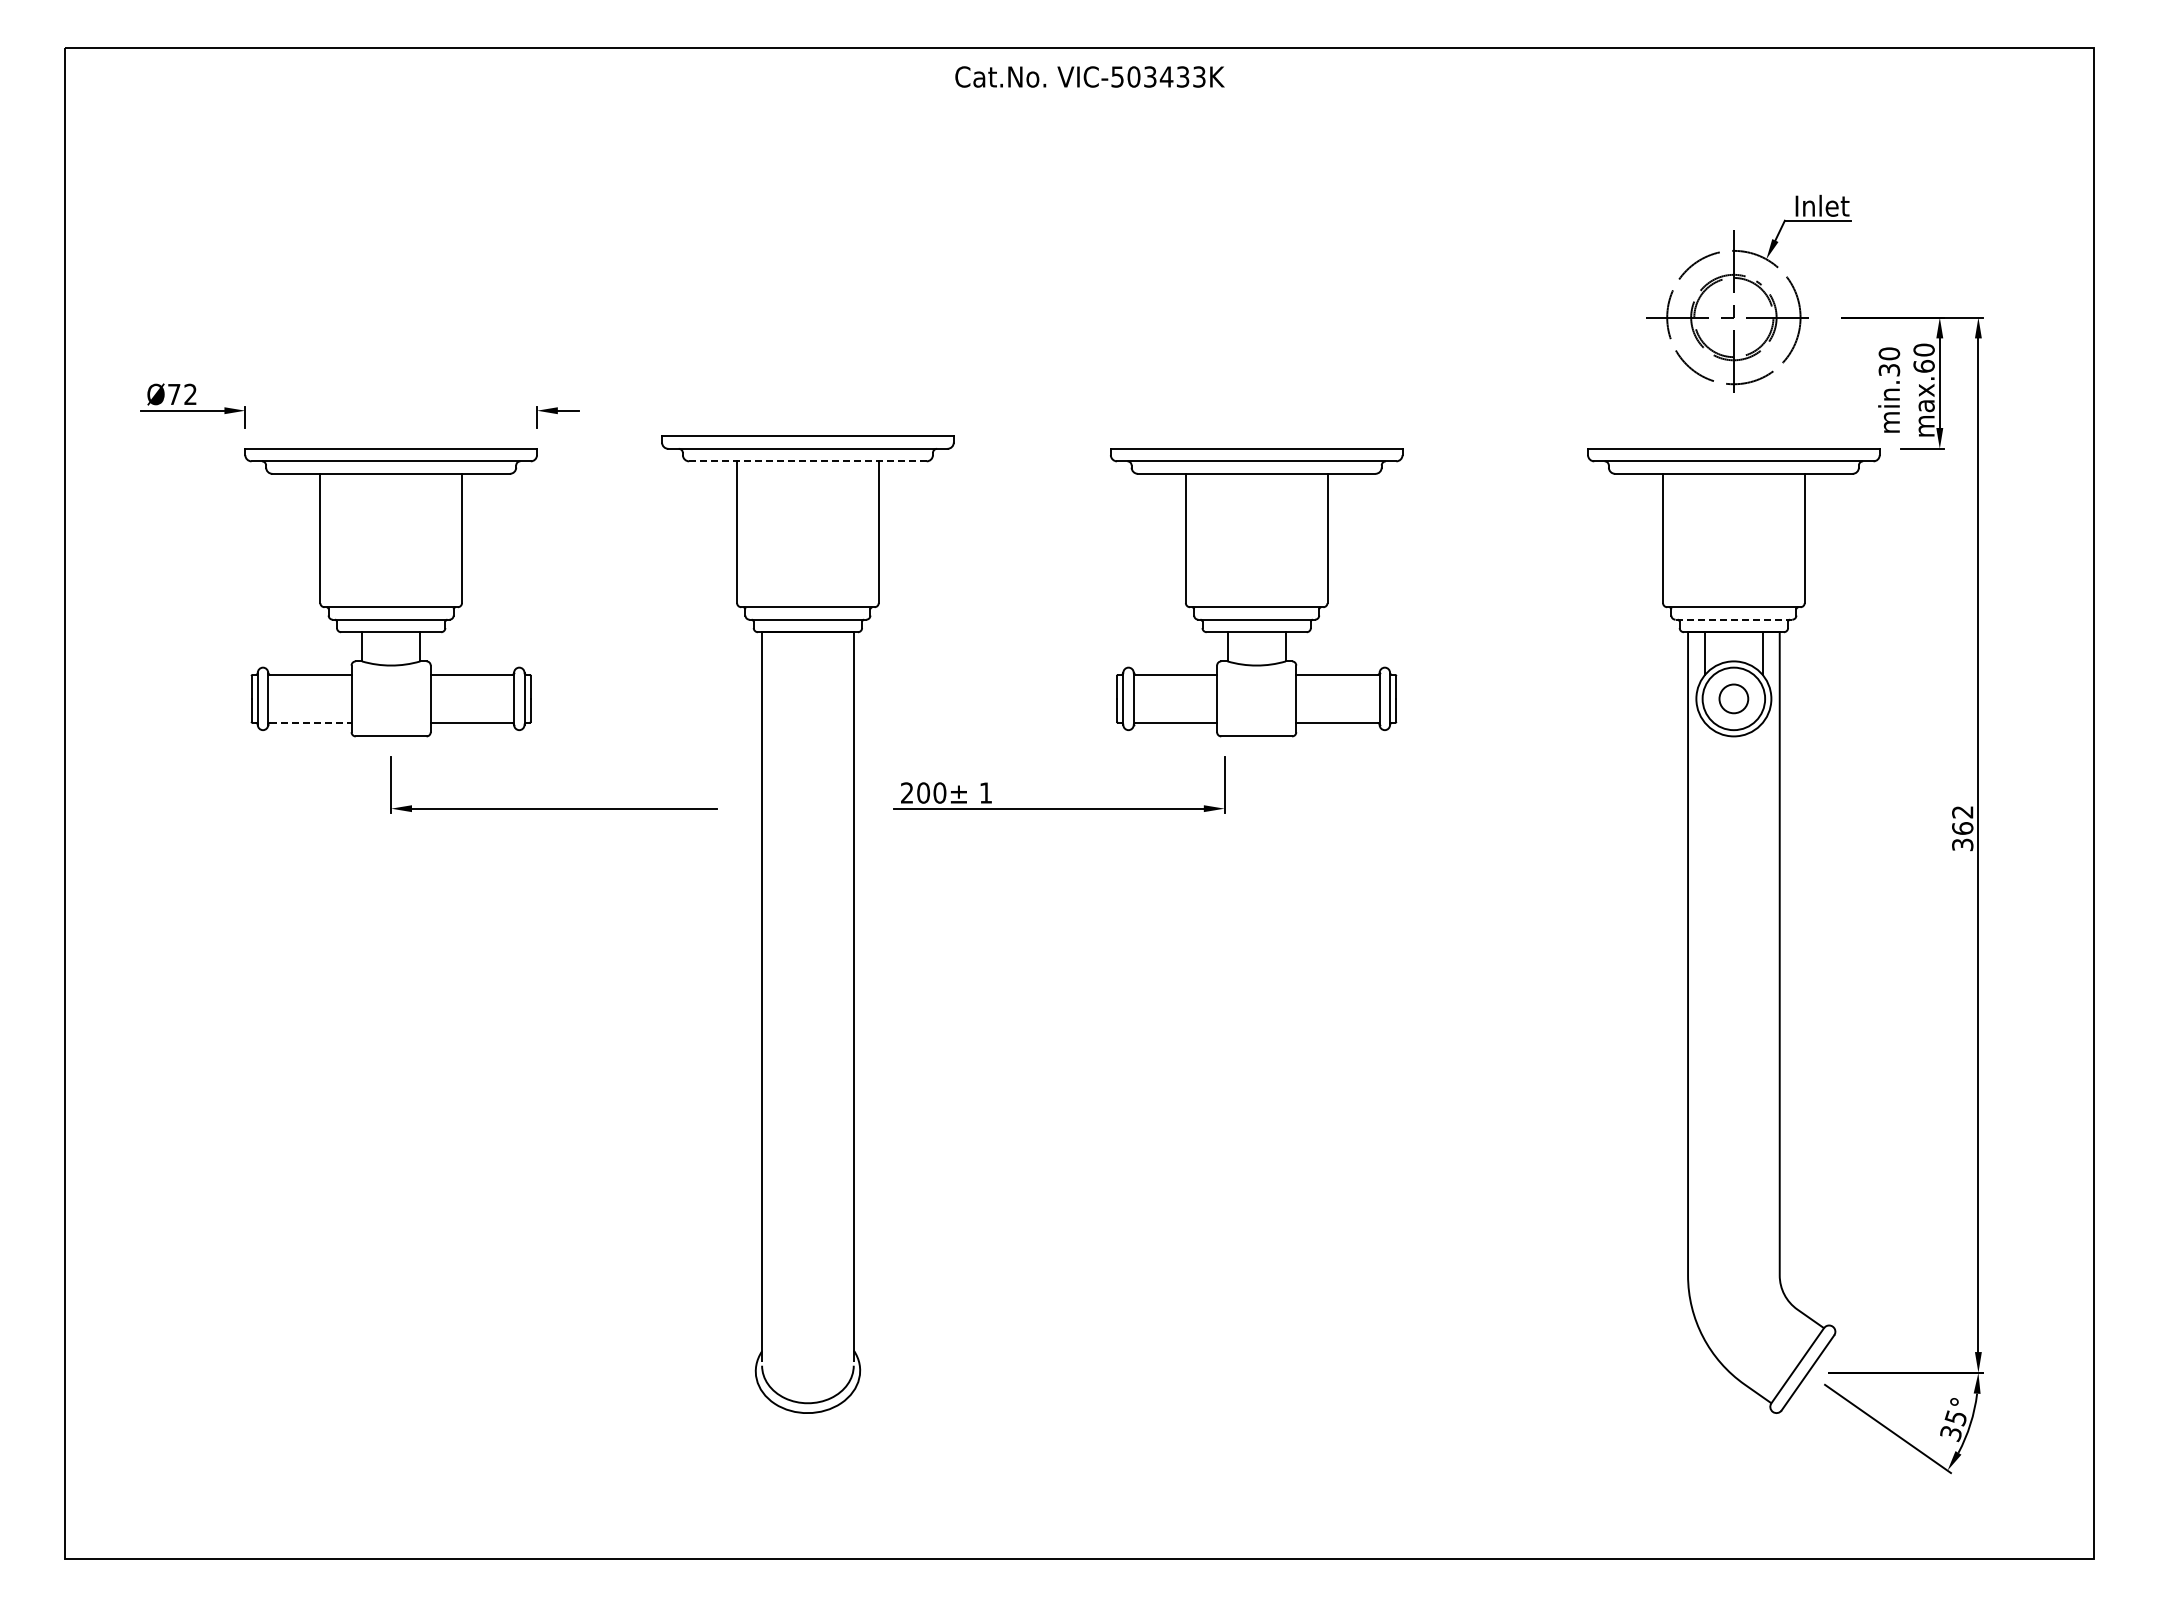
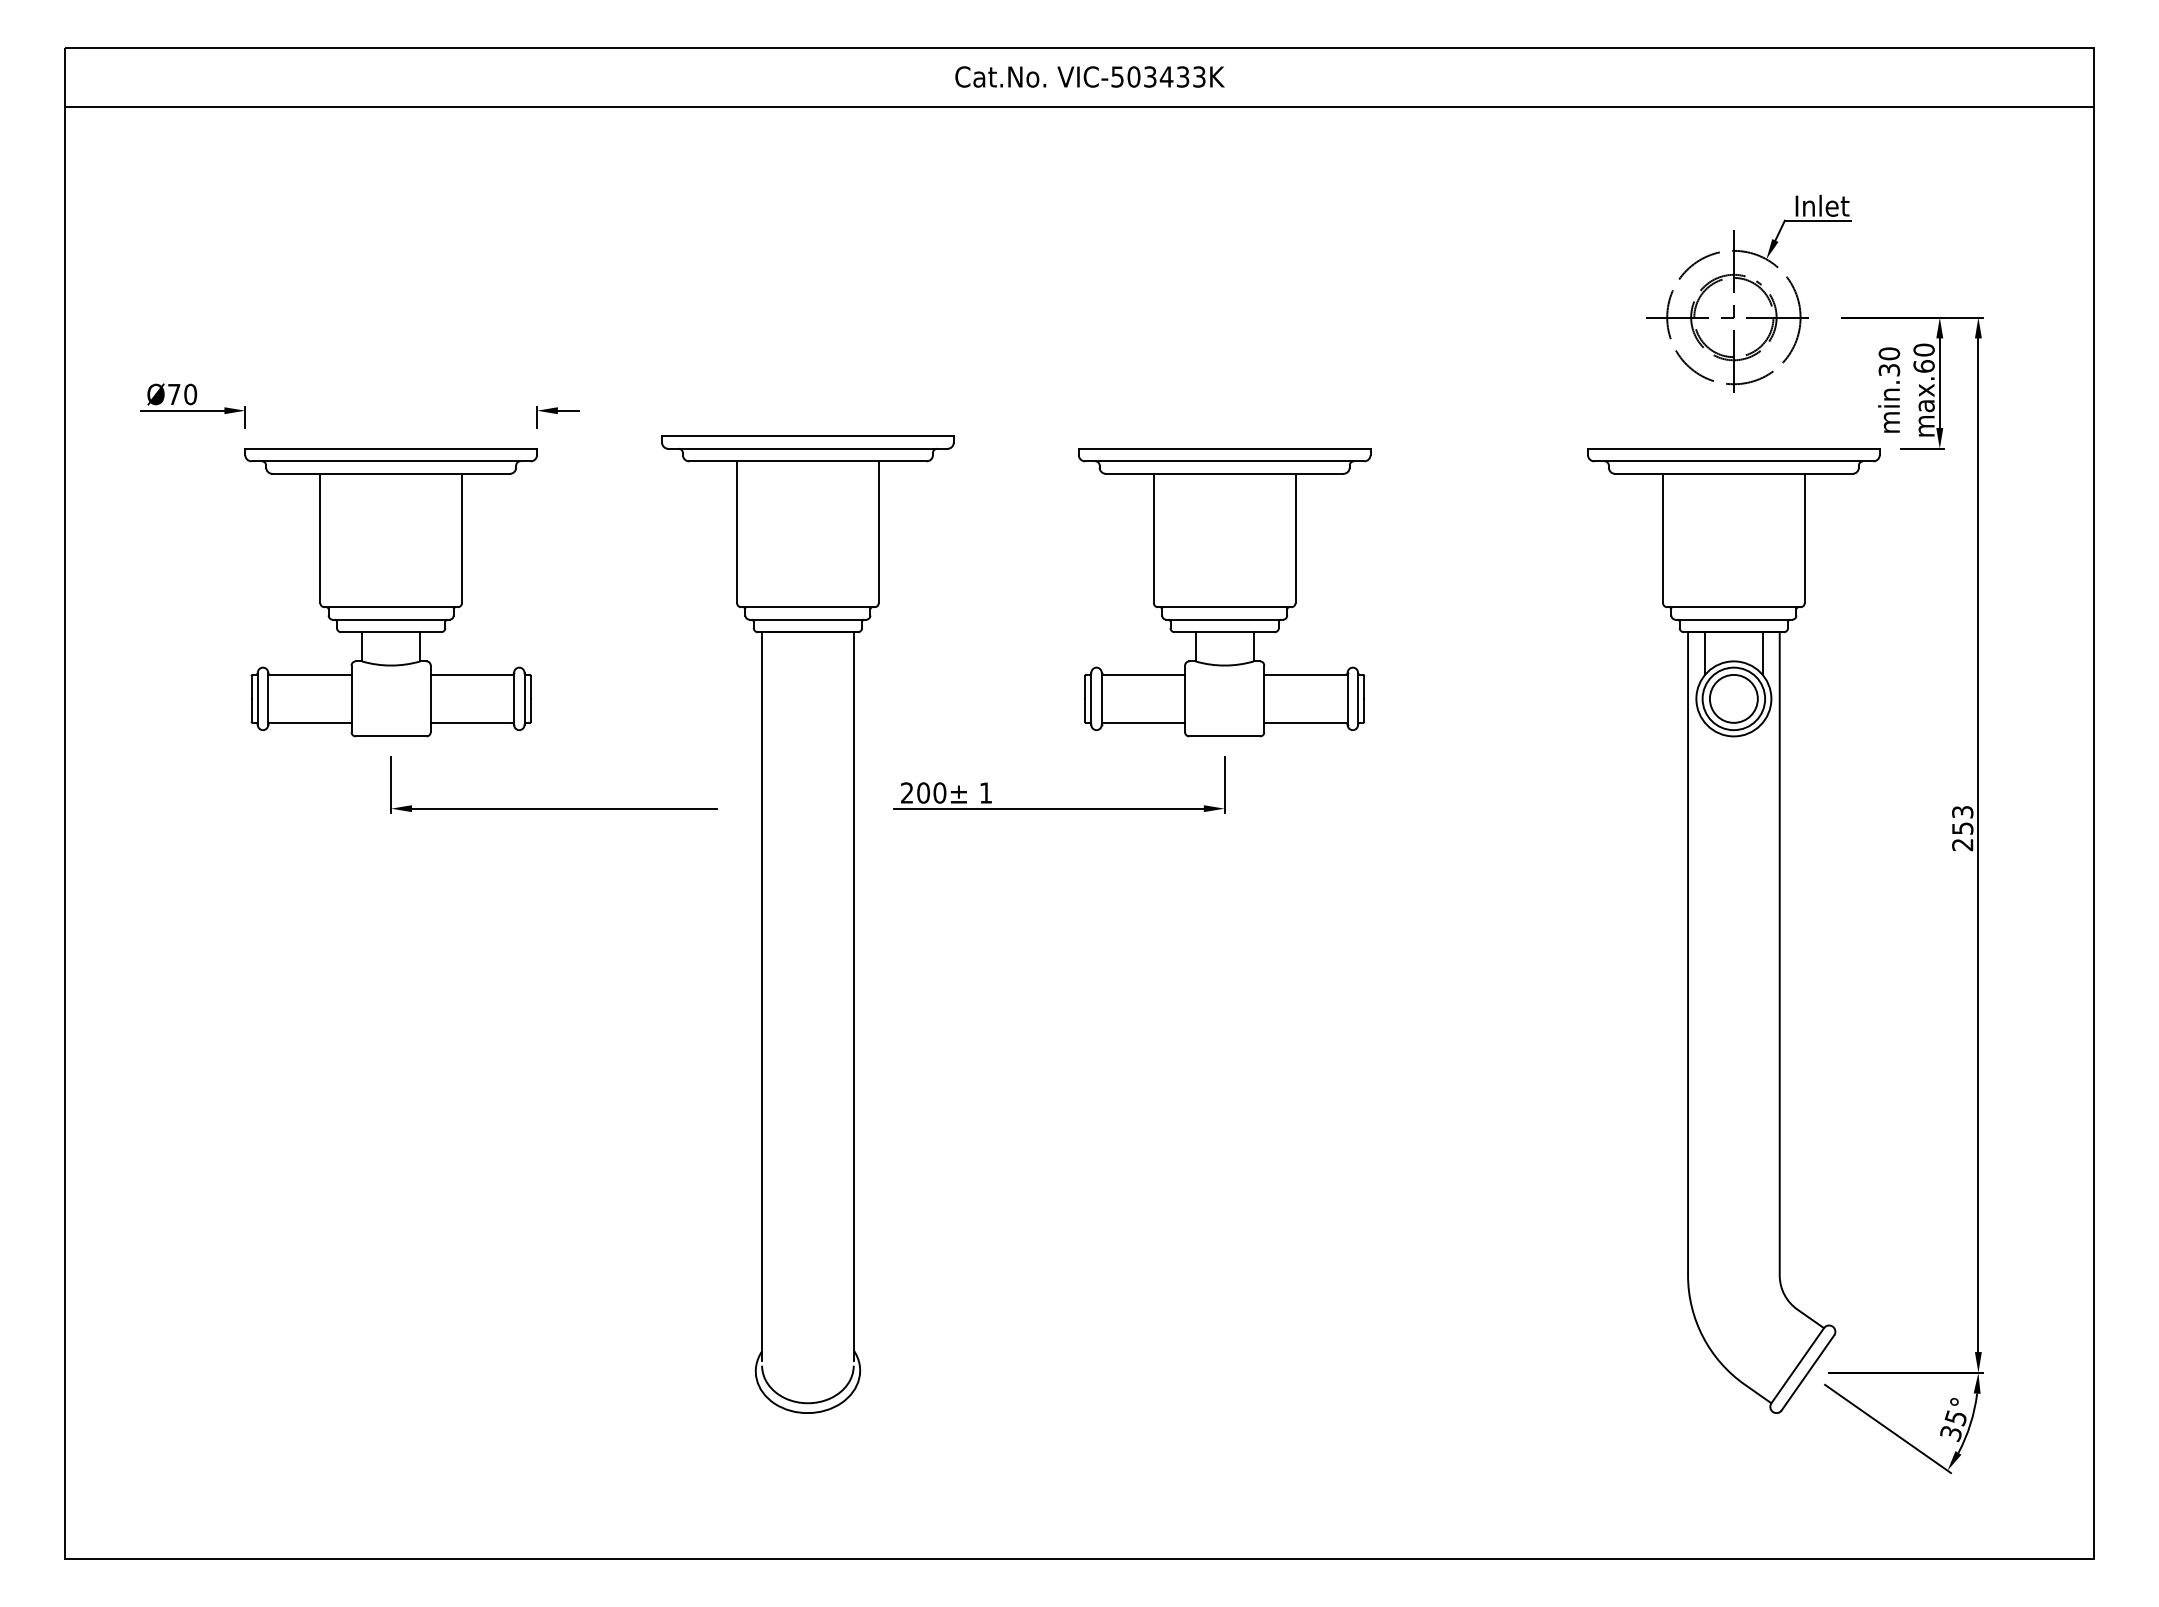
line: none -> present (1079, 106)
text: Ø72 -> Ø70 (190, 394)
line: dashed -> solid (807, 461)
part position: (1256, 592) -> (1224, 592) (1224, 592)
line: dashed -> solid (1734, 619)
circle diameter: 29 px -> 48 px (1733, 698)
line: dashed -> solid (310, 722)
text: 362 -> 253 (1962, 828)
